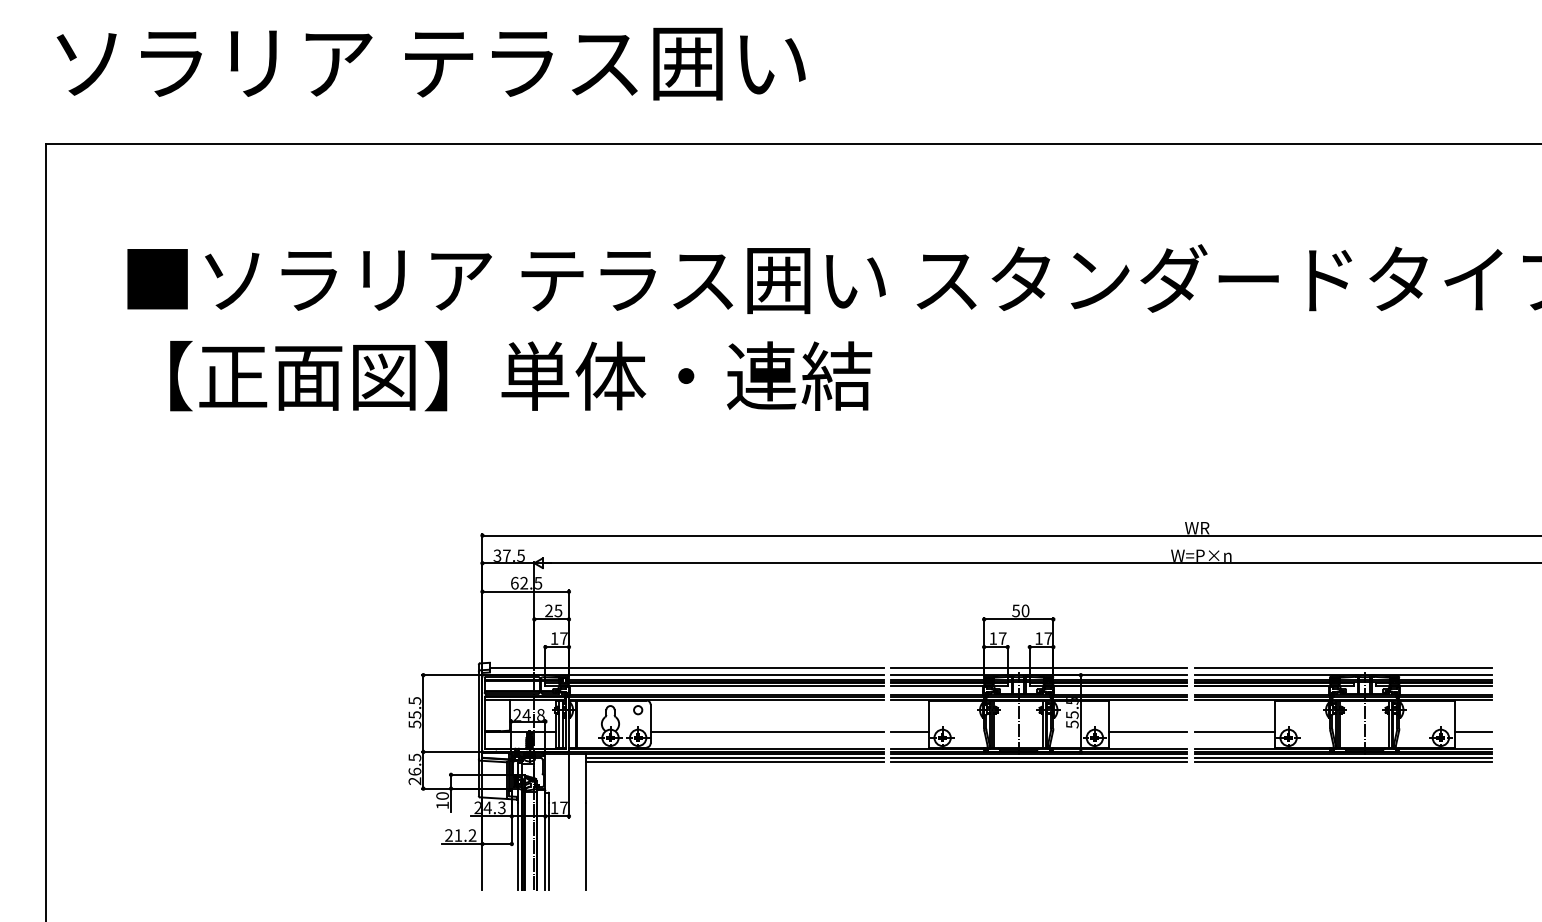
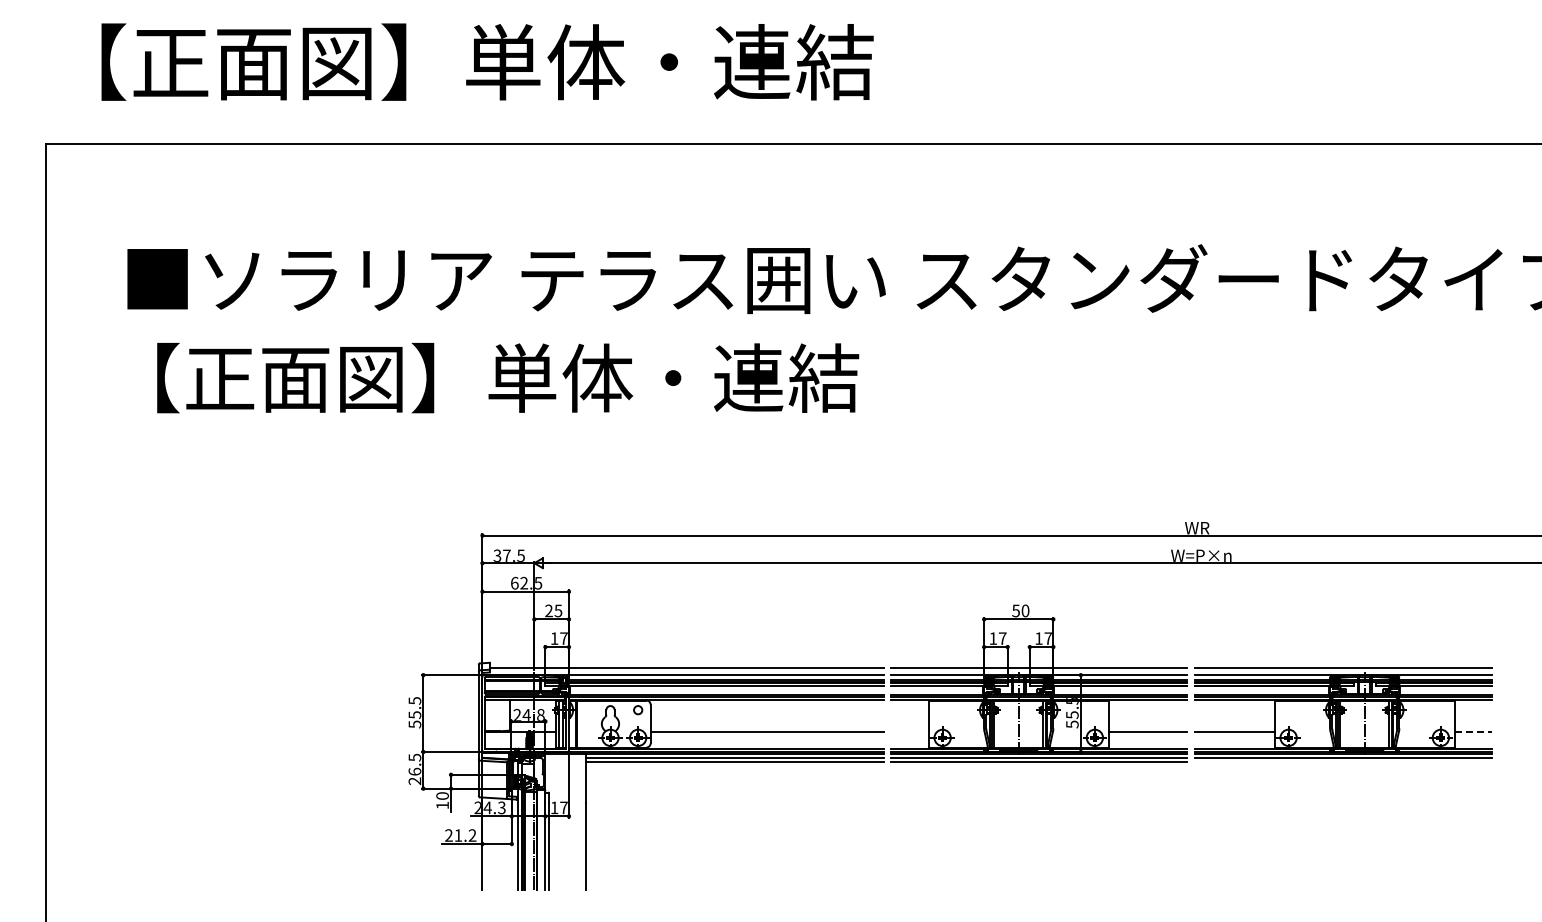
text: ソラリア テラス囲い -> 【正面図】単体・連結 (464, 61)
text position: (521, 376) -> (508, 378) (508, 378)
line: present -> none (909, 732)
line: solid -> dashed (1473, 732)
line: present -> none (1343, 762)
